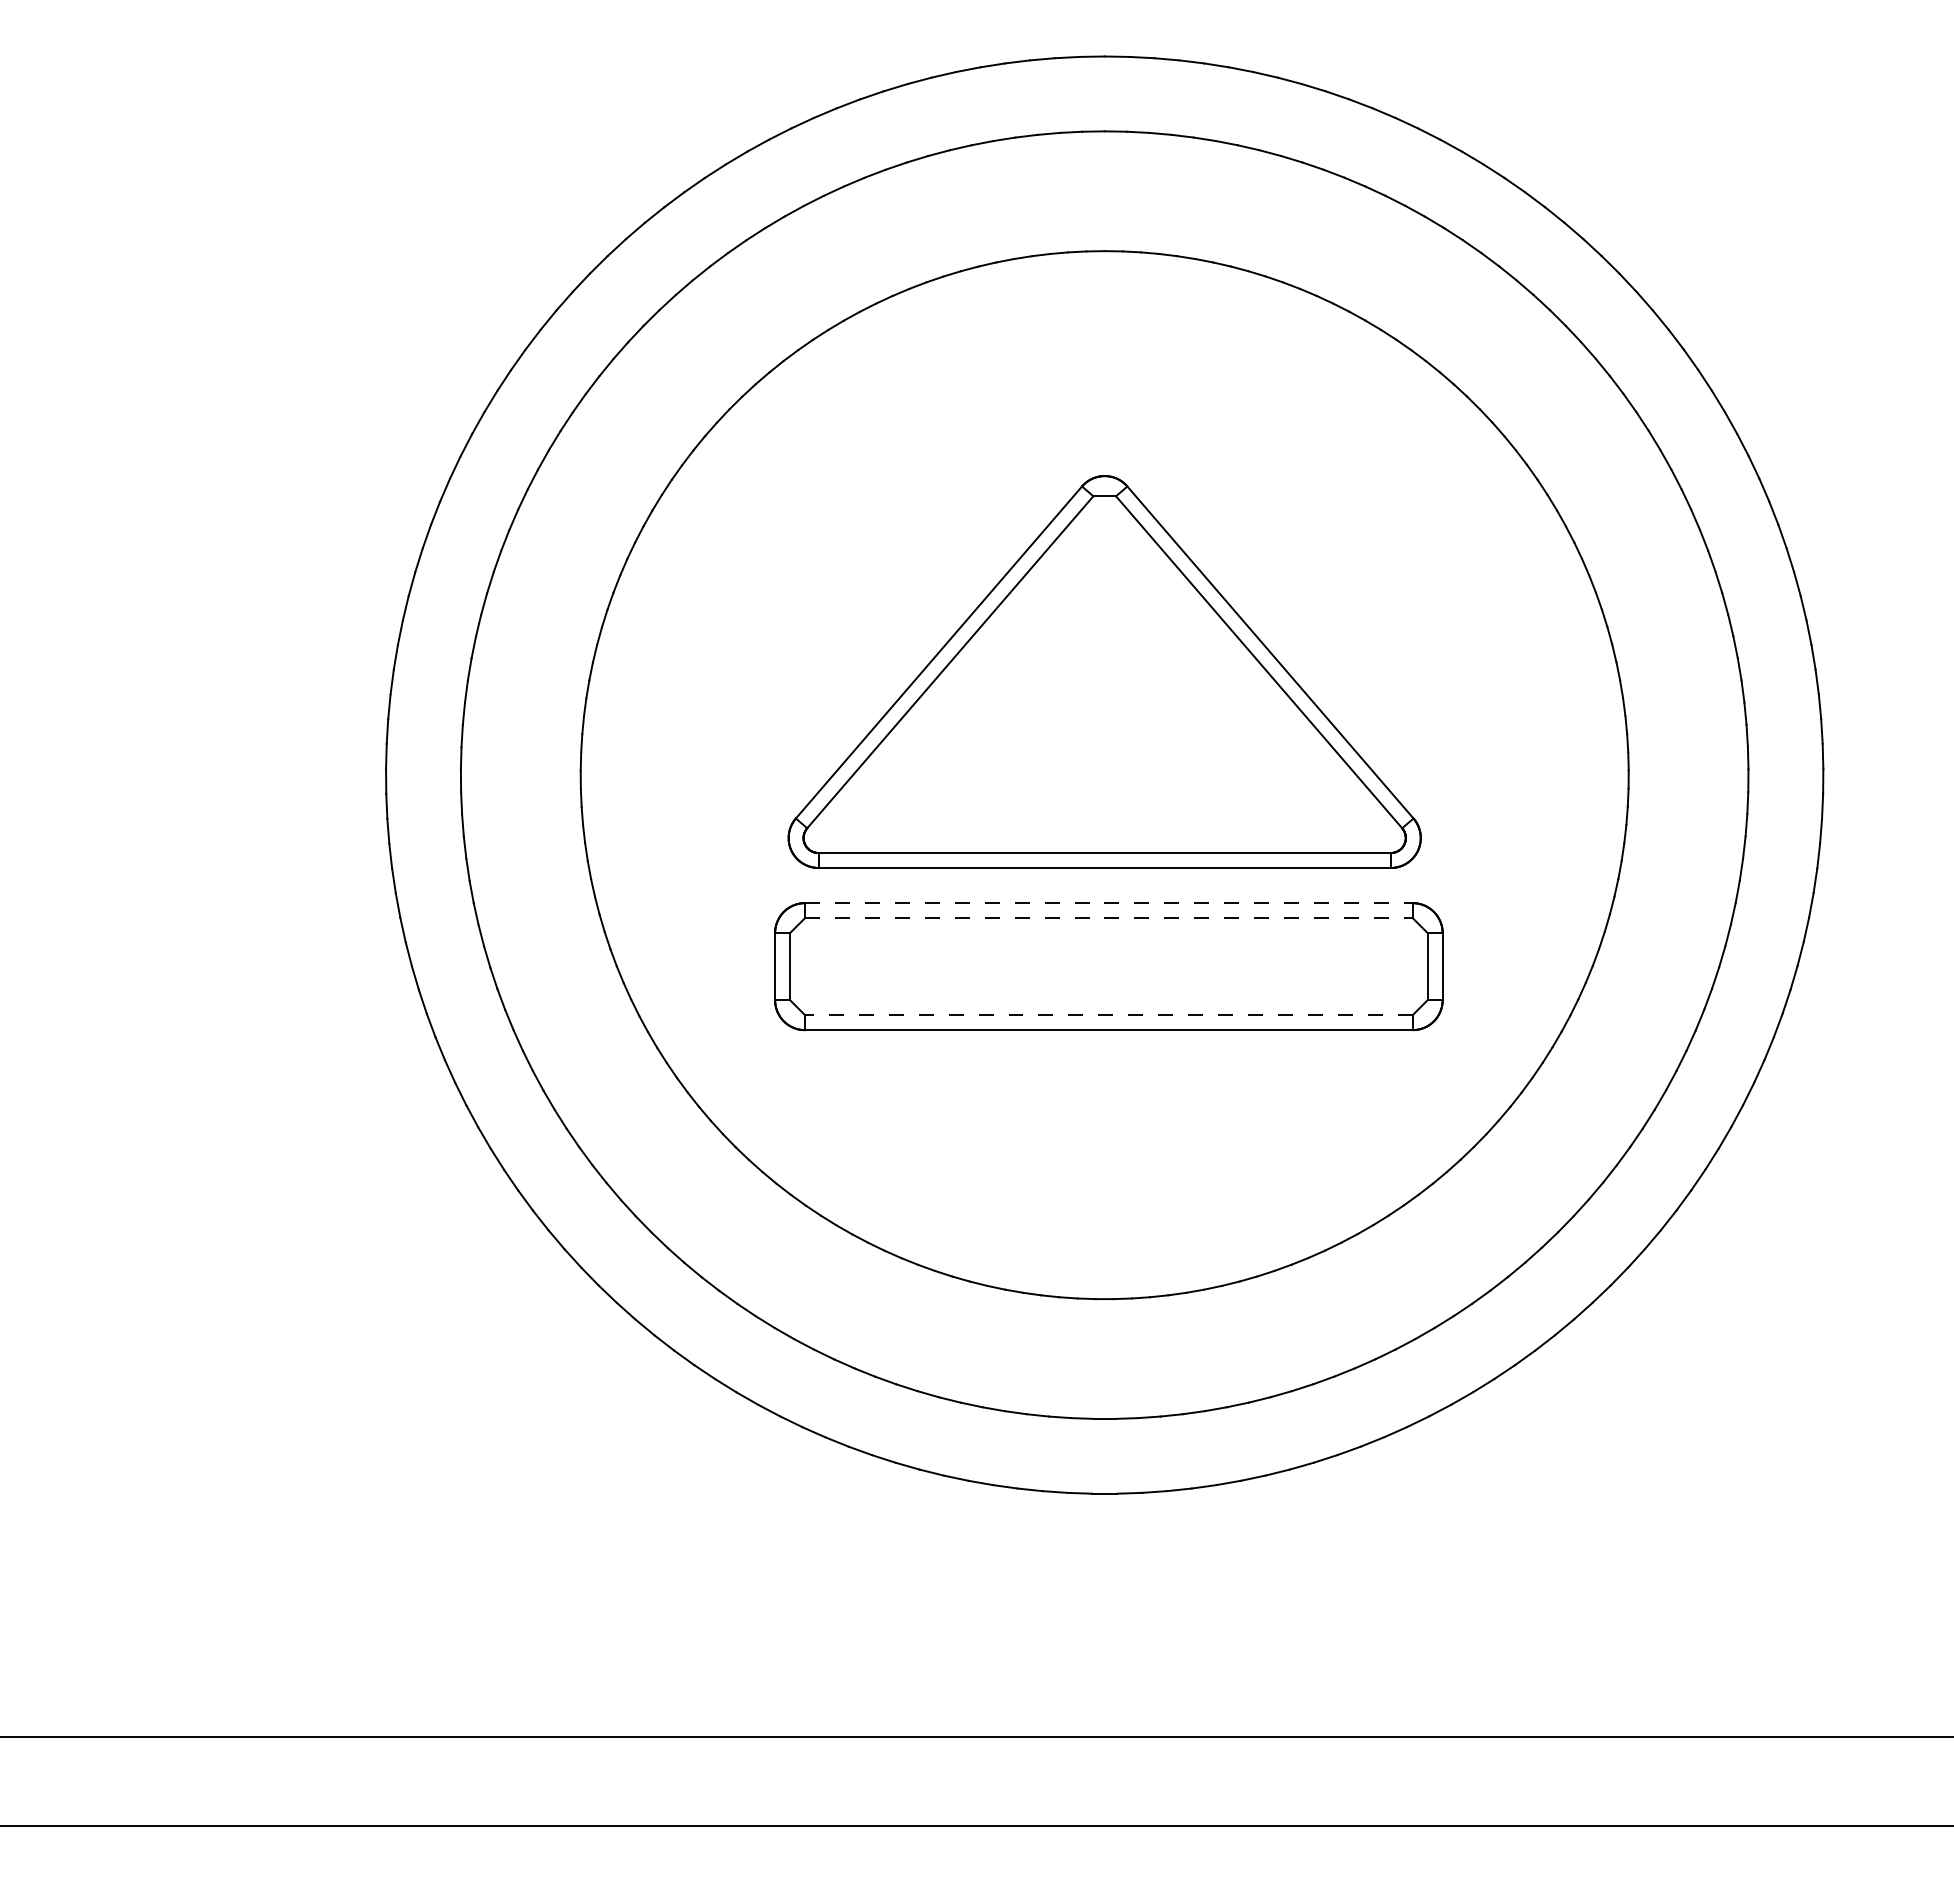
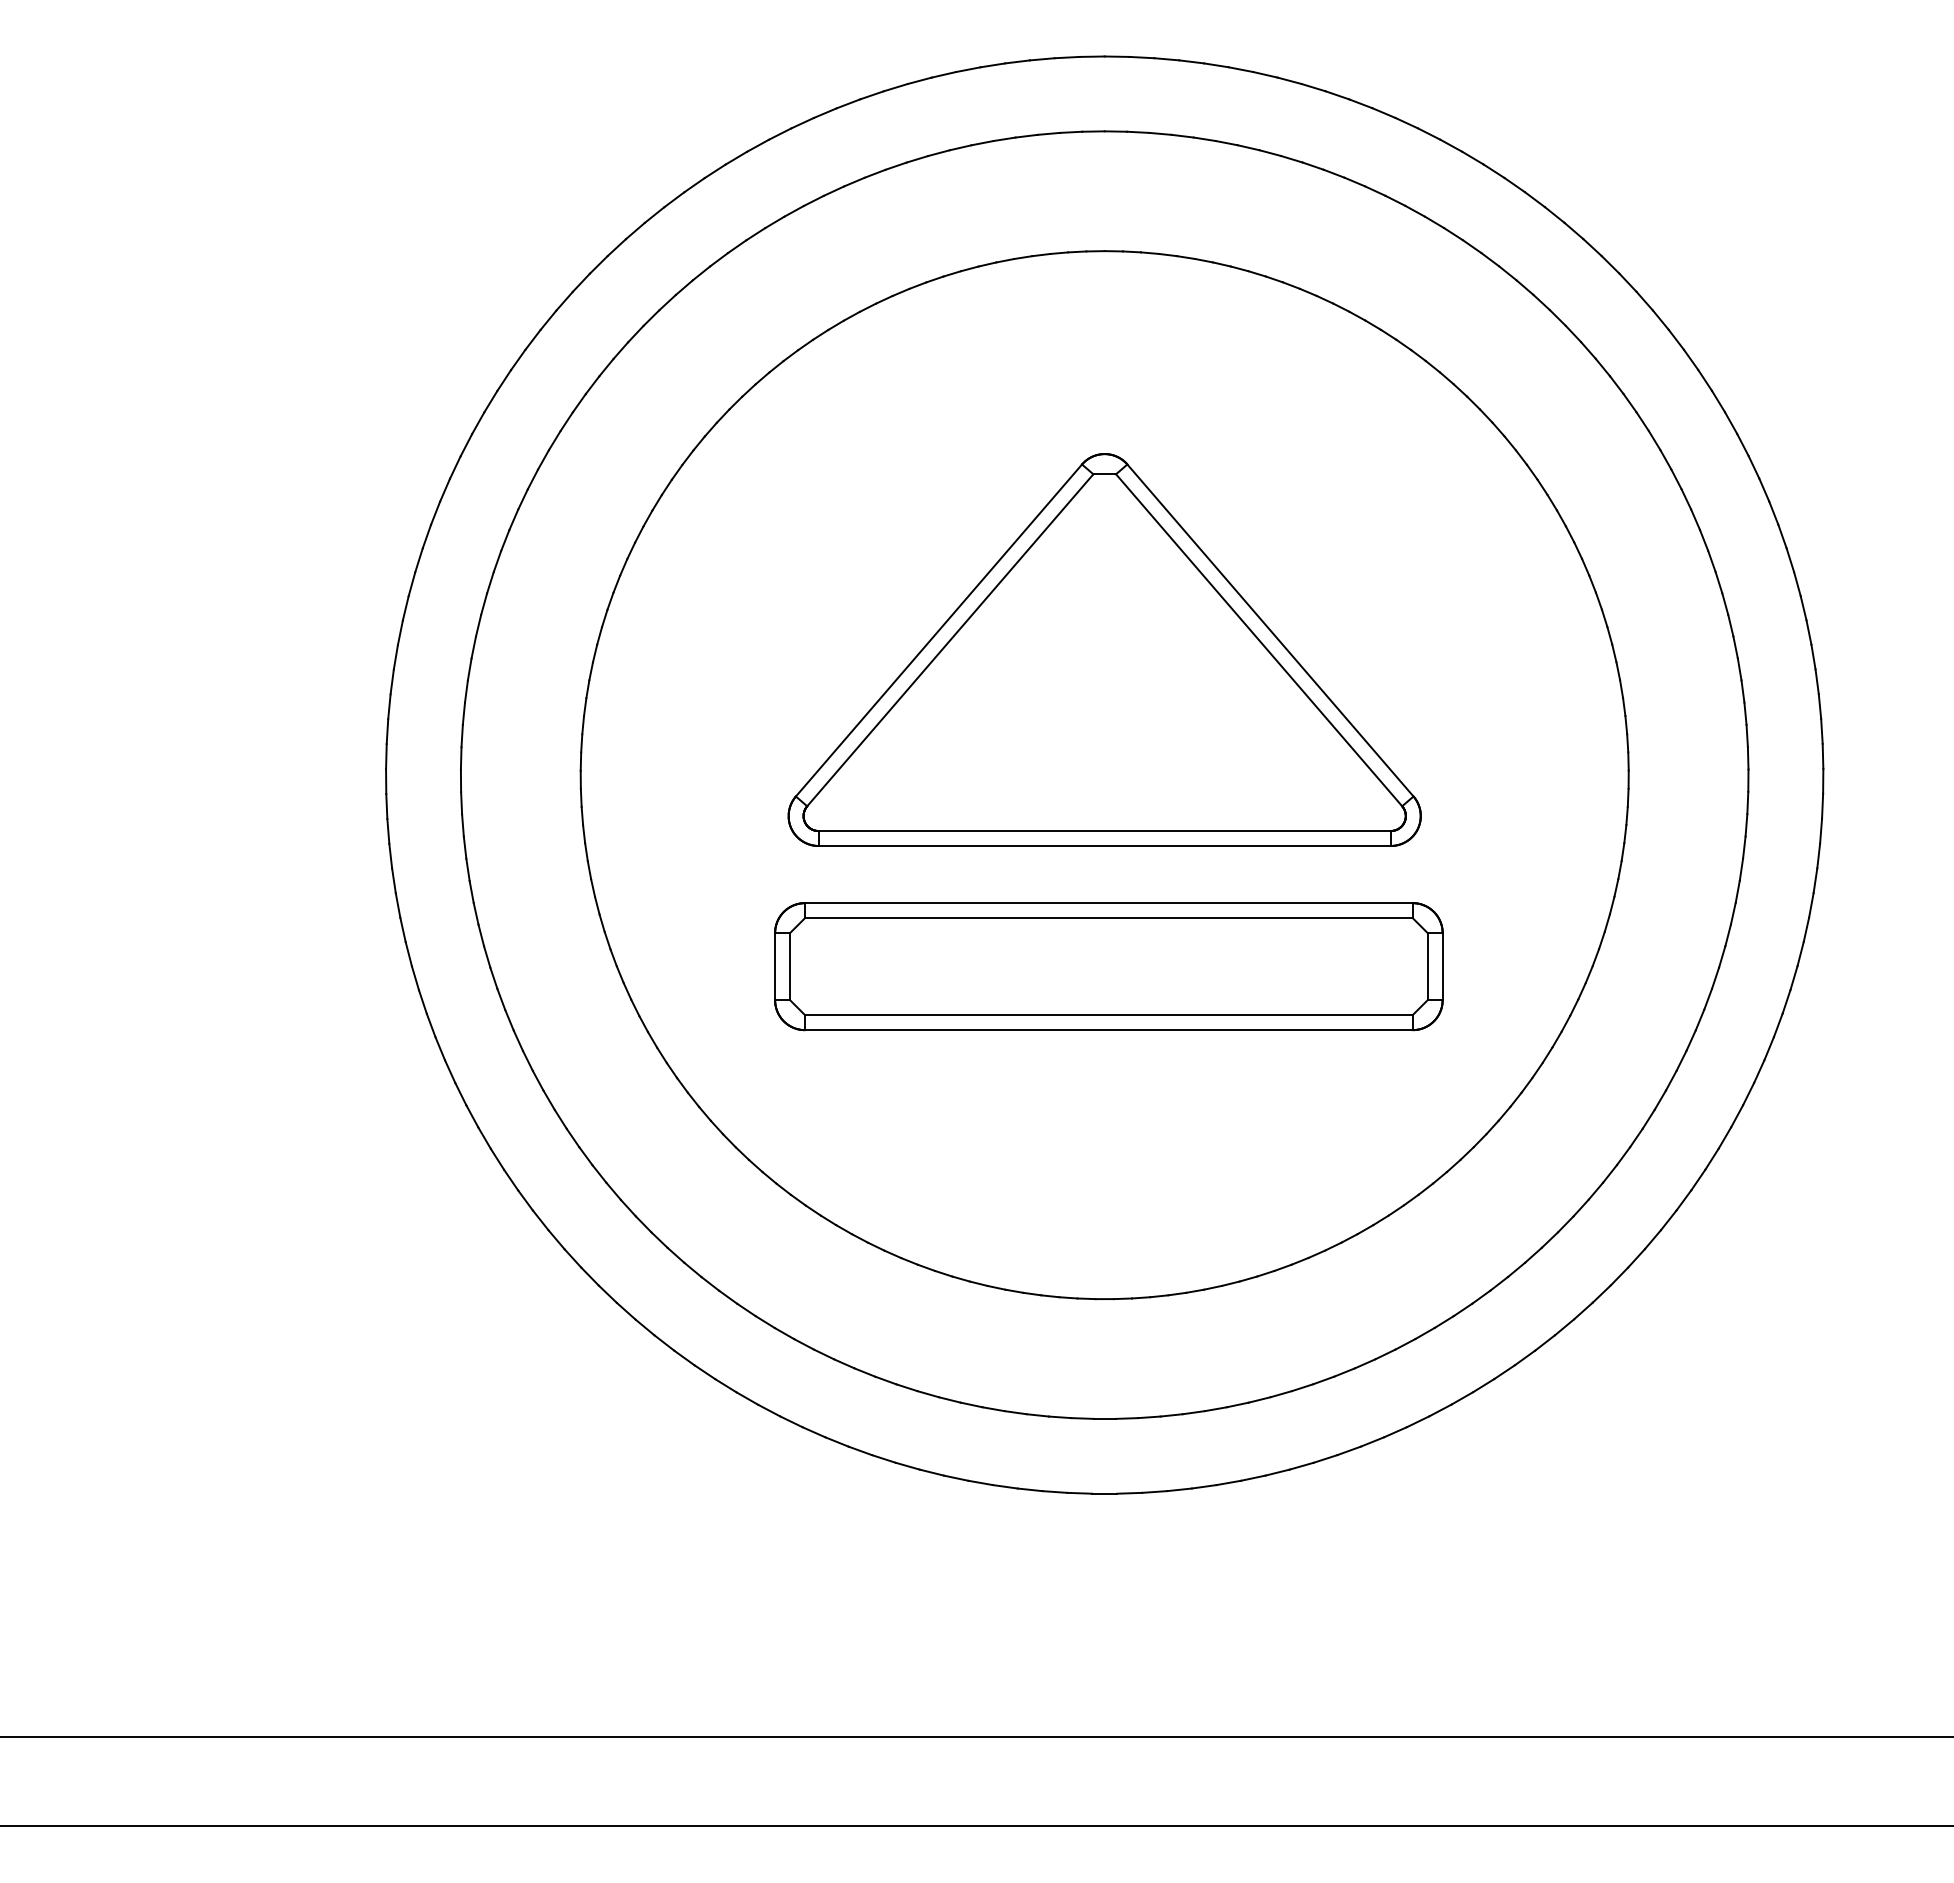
part position: (1104, 671) -> (1104, 649) (1104, 649)
line: dashed -> solid (1108, 903)
line: dashed -> solid (1108, 918)
line: dashed -> solid (1108, 1015)
